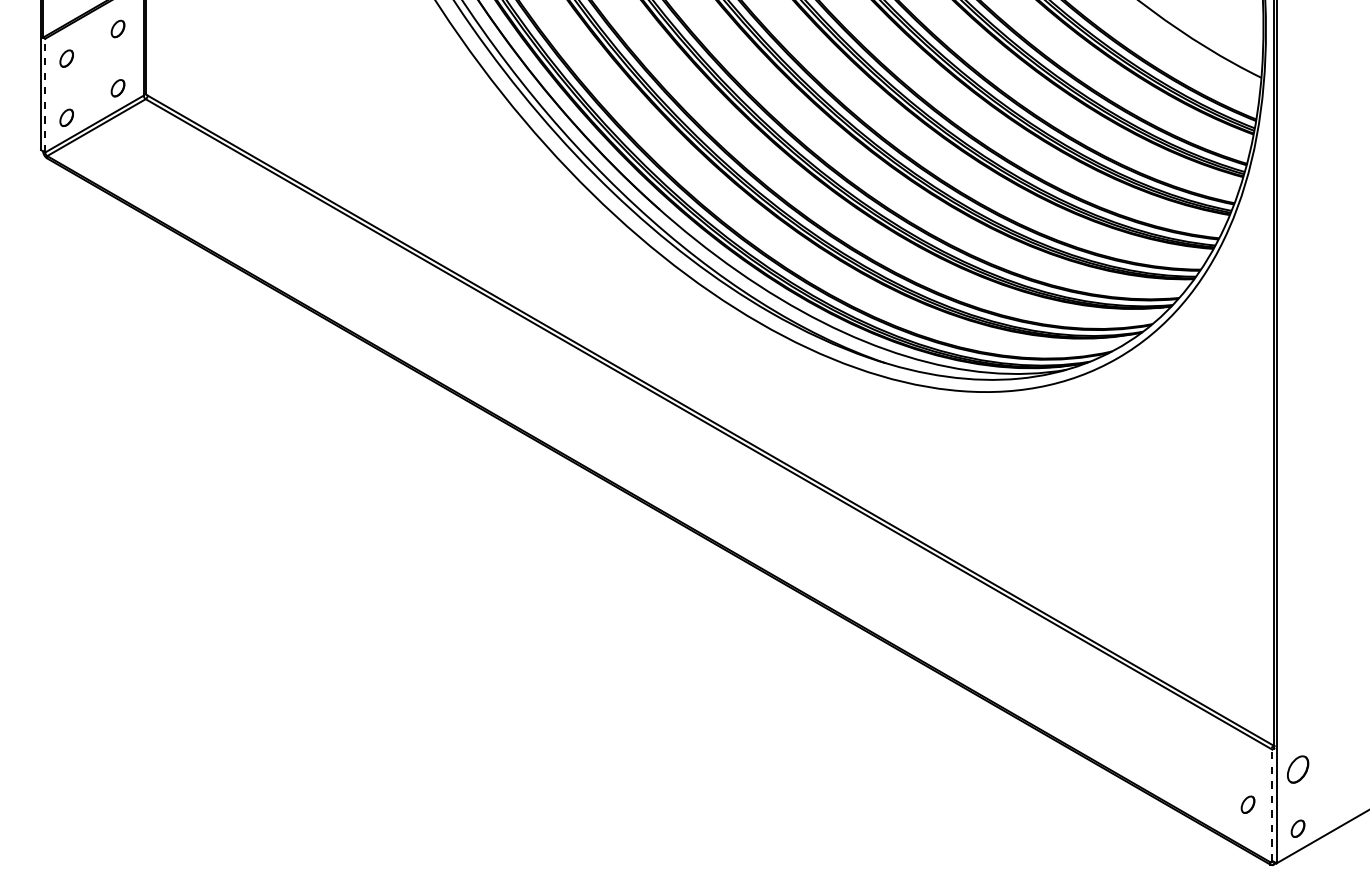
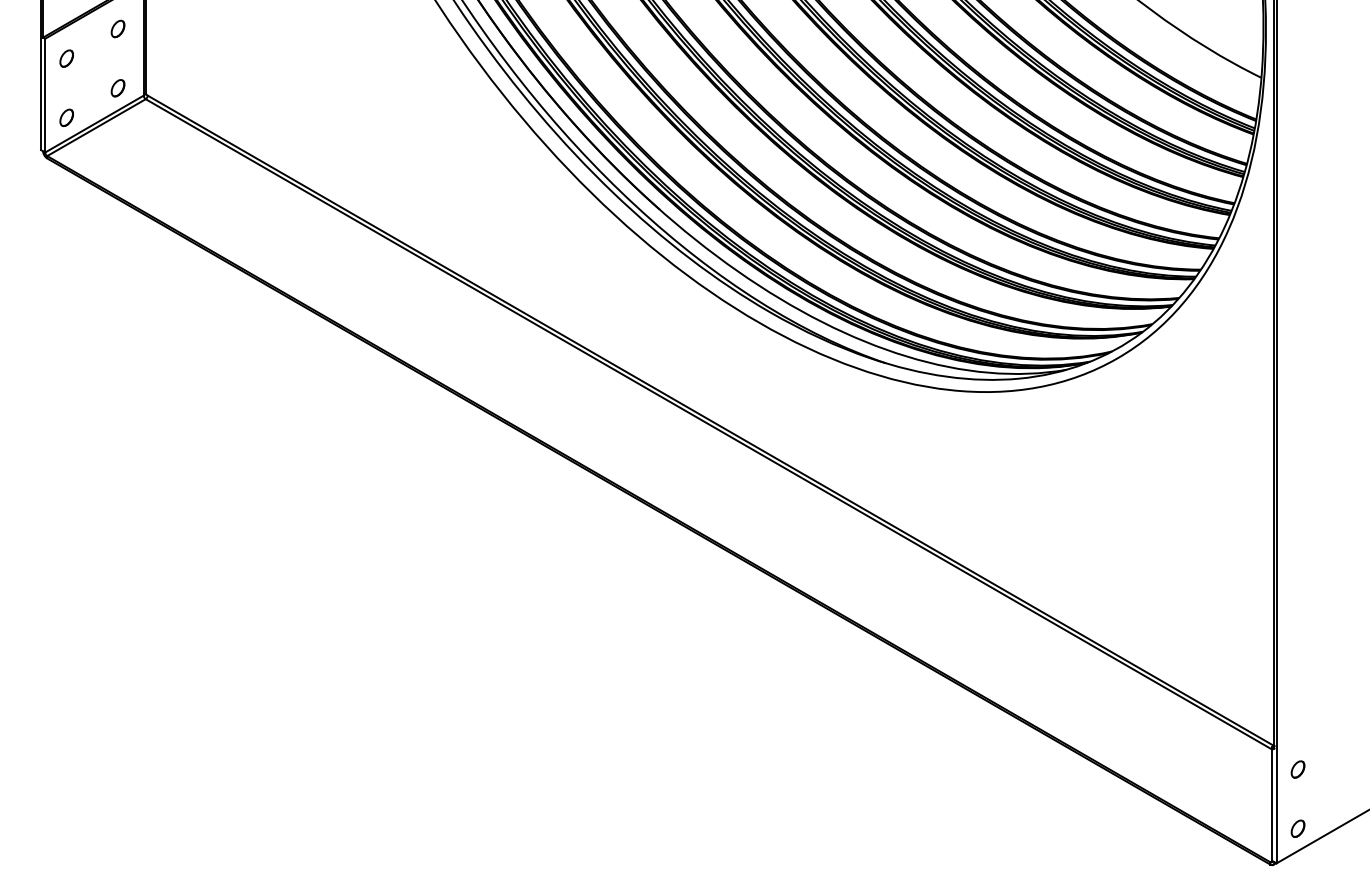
line: dashed -> solid (45, 95)
part size: 23x29 px -> 16x19 px (1297, 769)
part: present -> none (1247, 804)
line: dashed -> solid (1272, 804)
